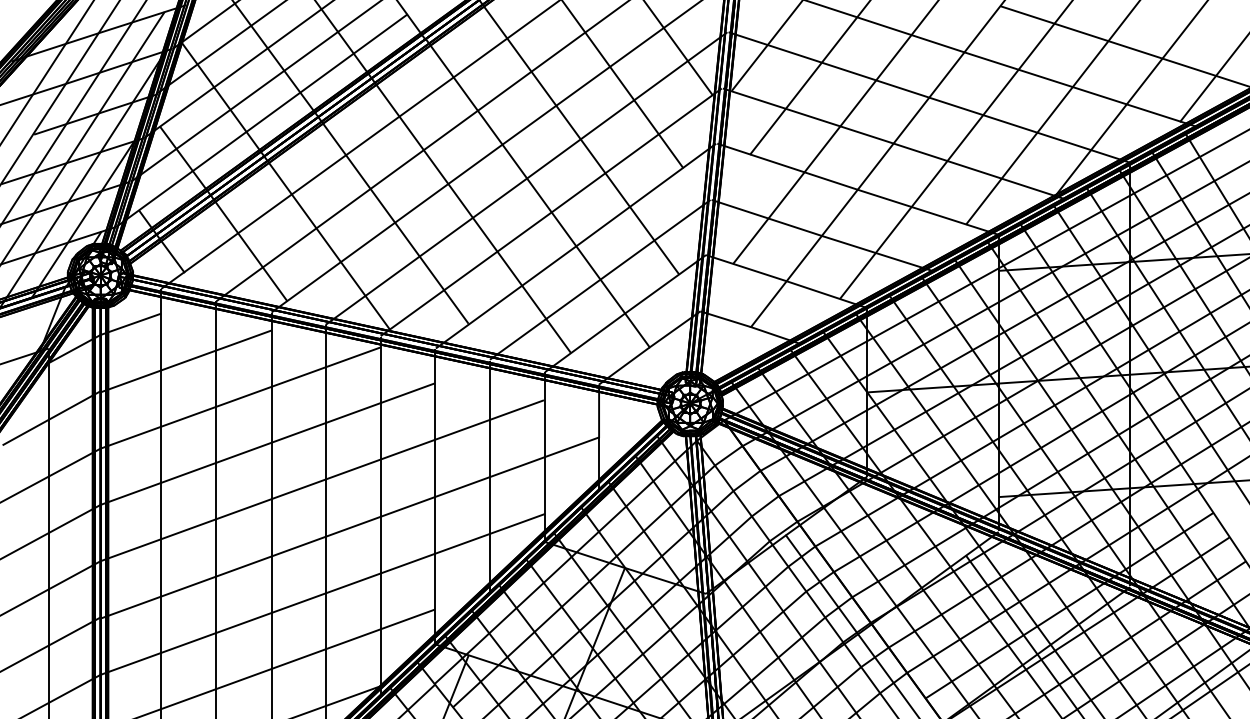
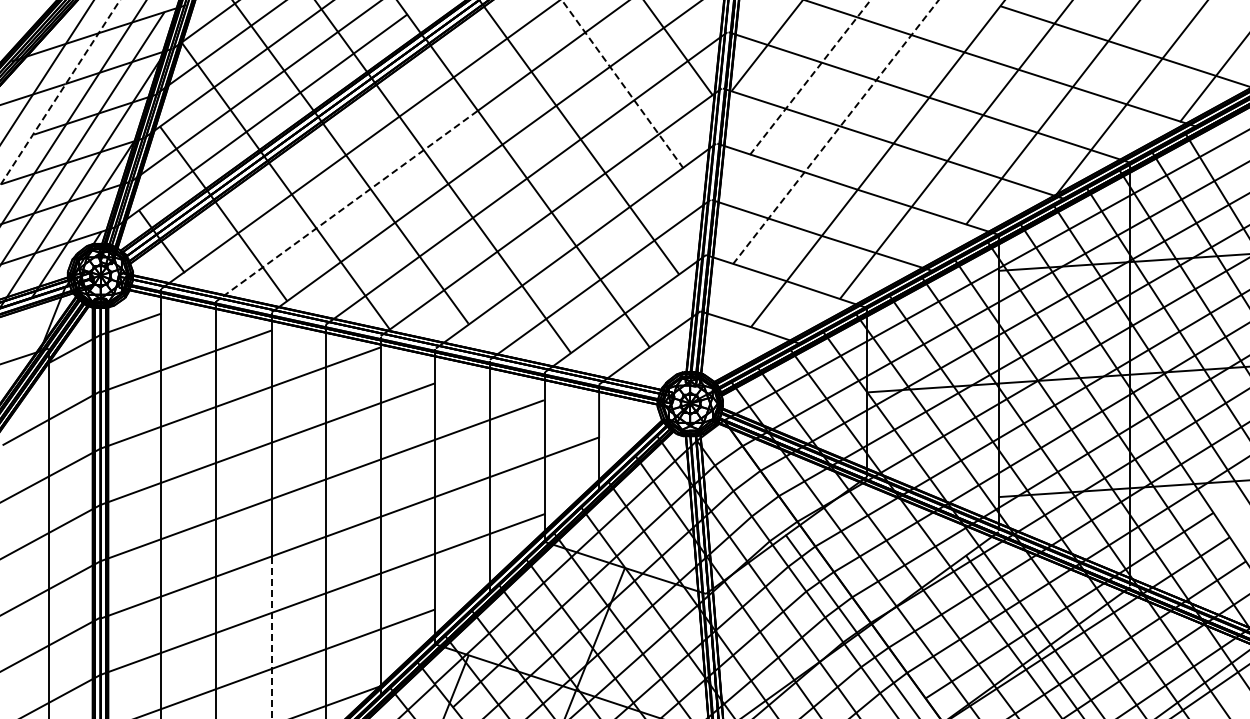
line: solid -> dashed (810, 77)
line: solid -> dashed (622, 84)
line: solid -> dashed (60, 92)
line: solid -> dashed (836, 131)
line: solid -> dashed (347, 206)
line: solid -> dashed (271, 637)
